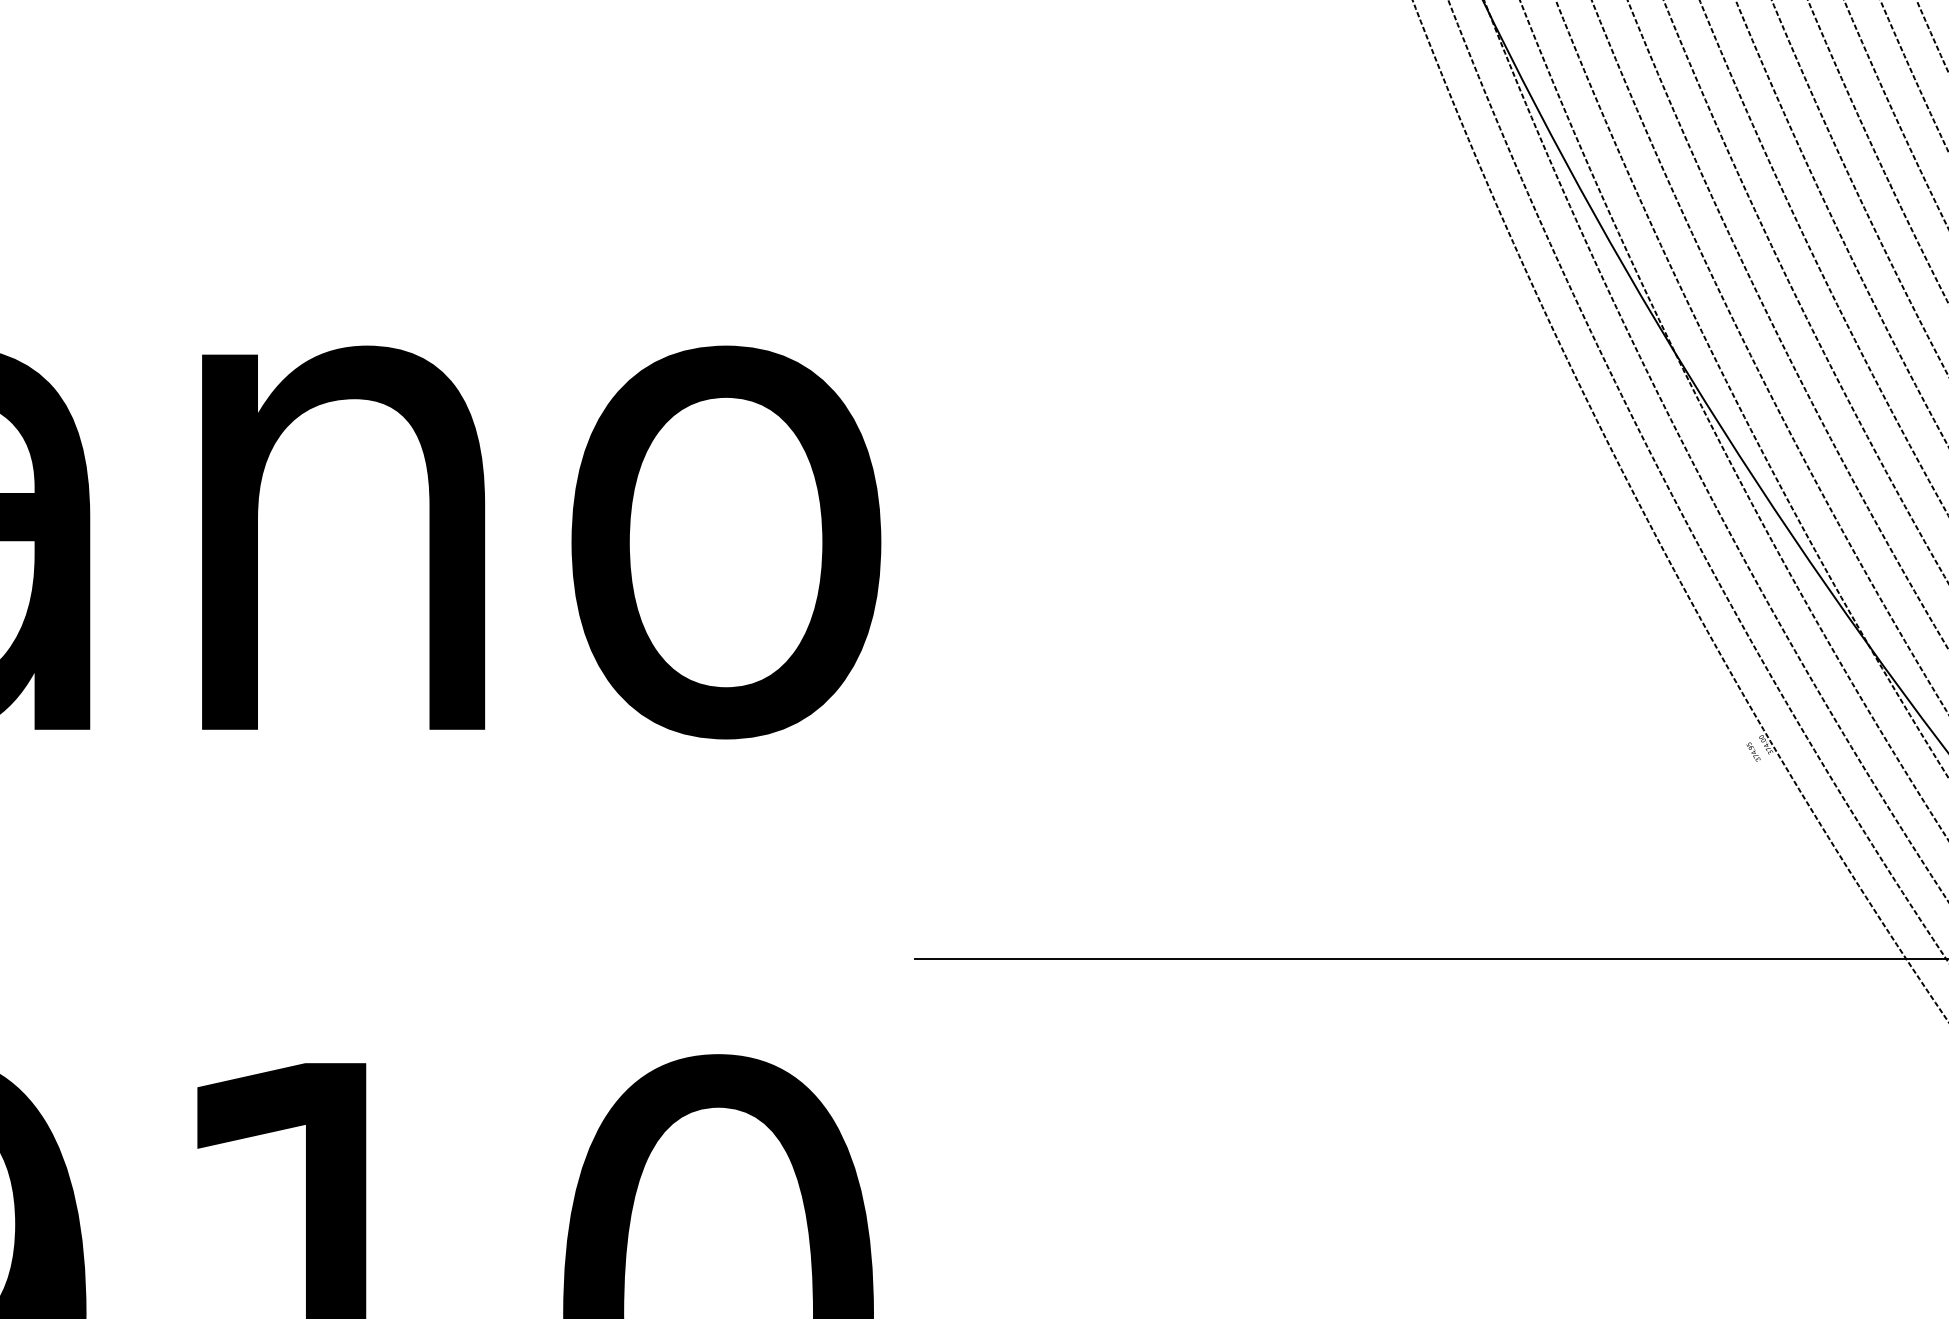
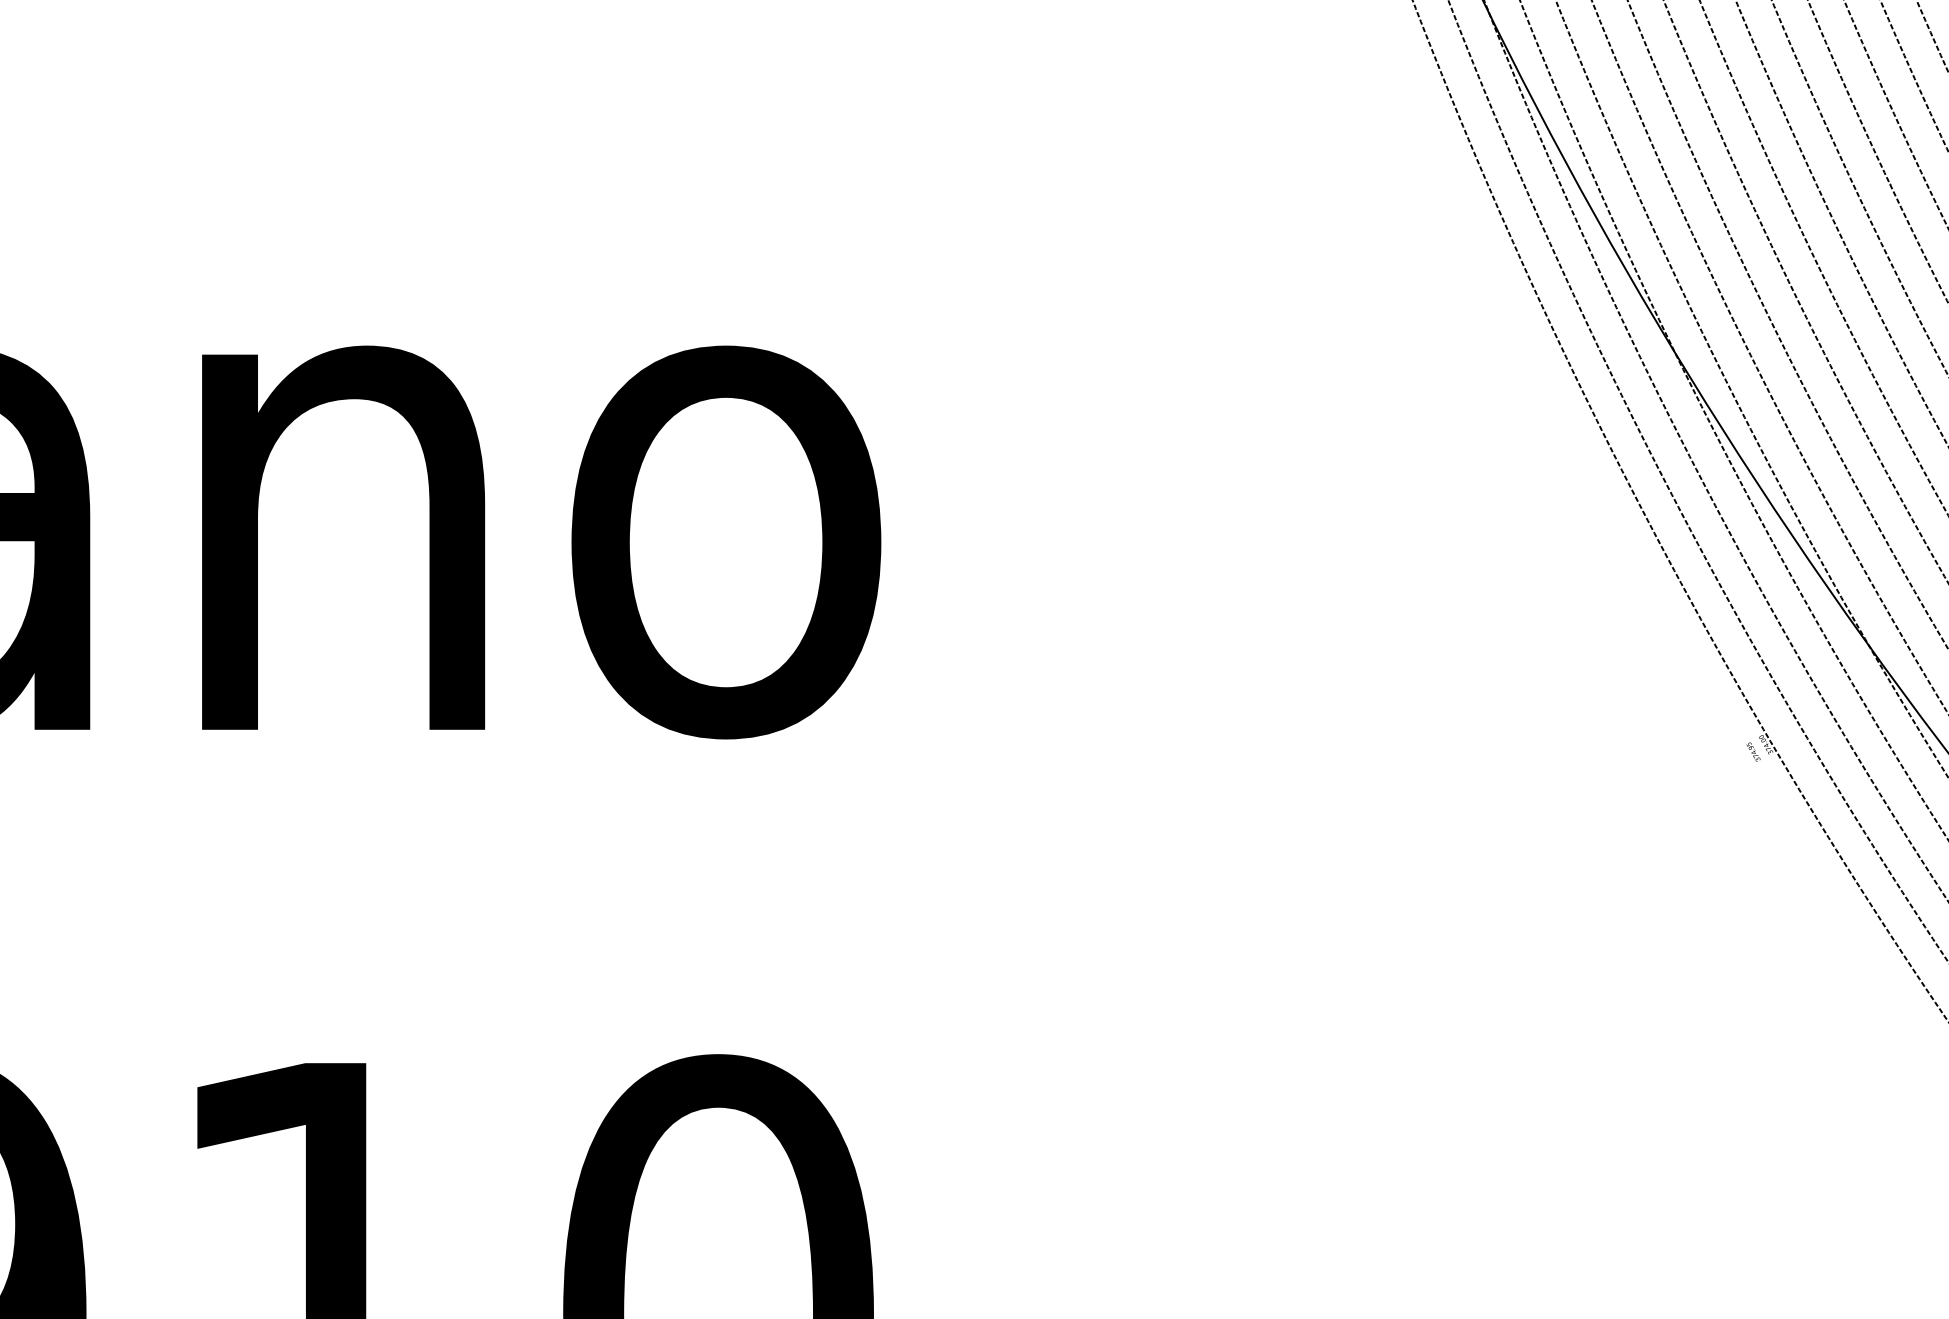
line: present -> none (1429, 958)
